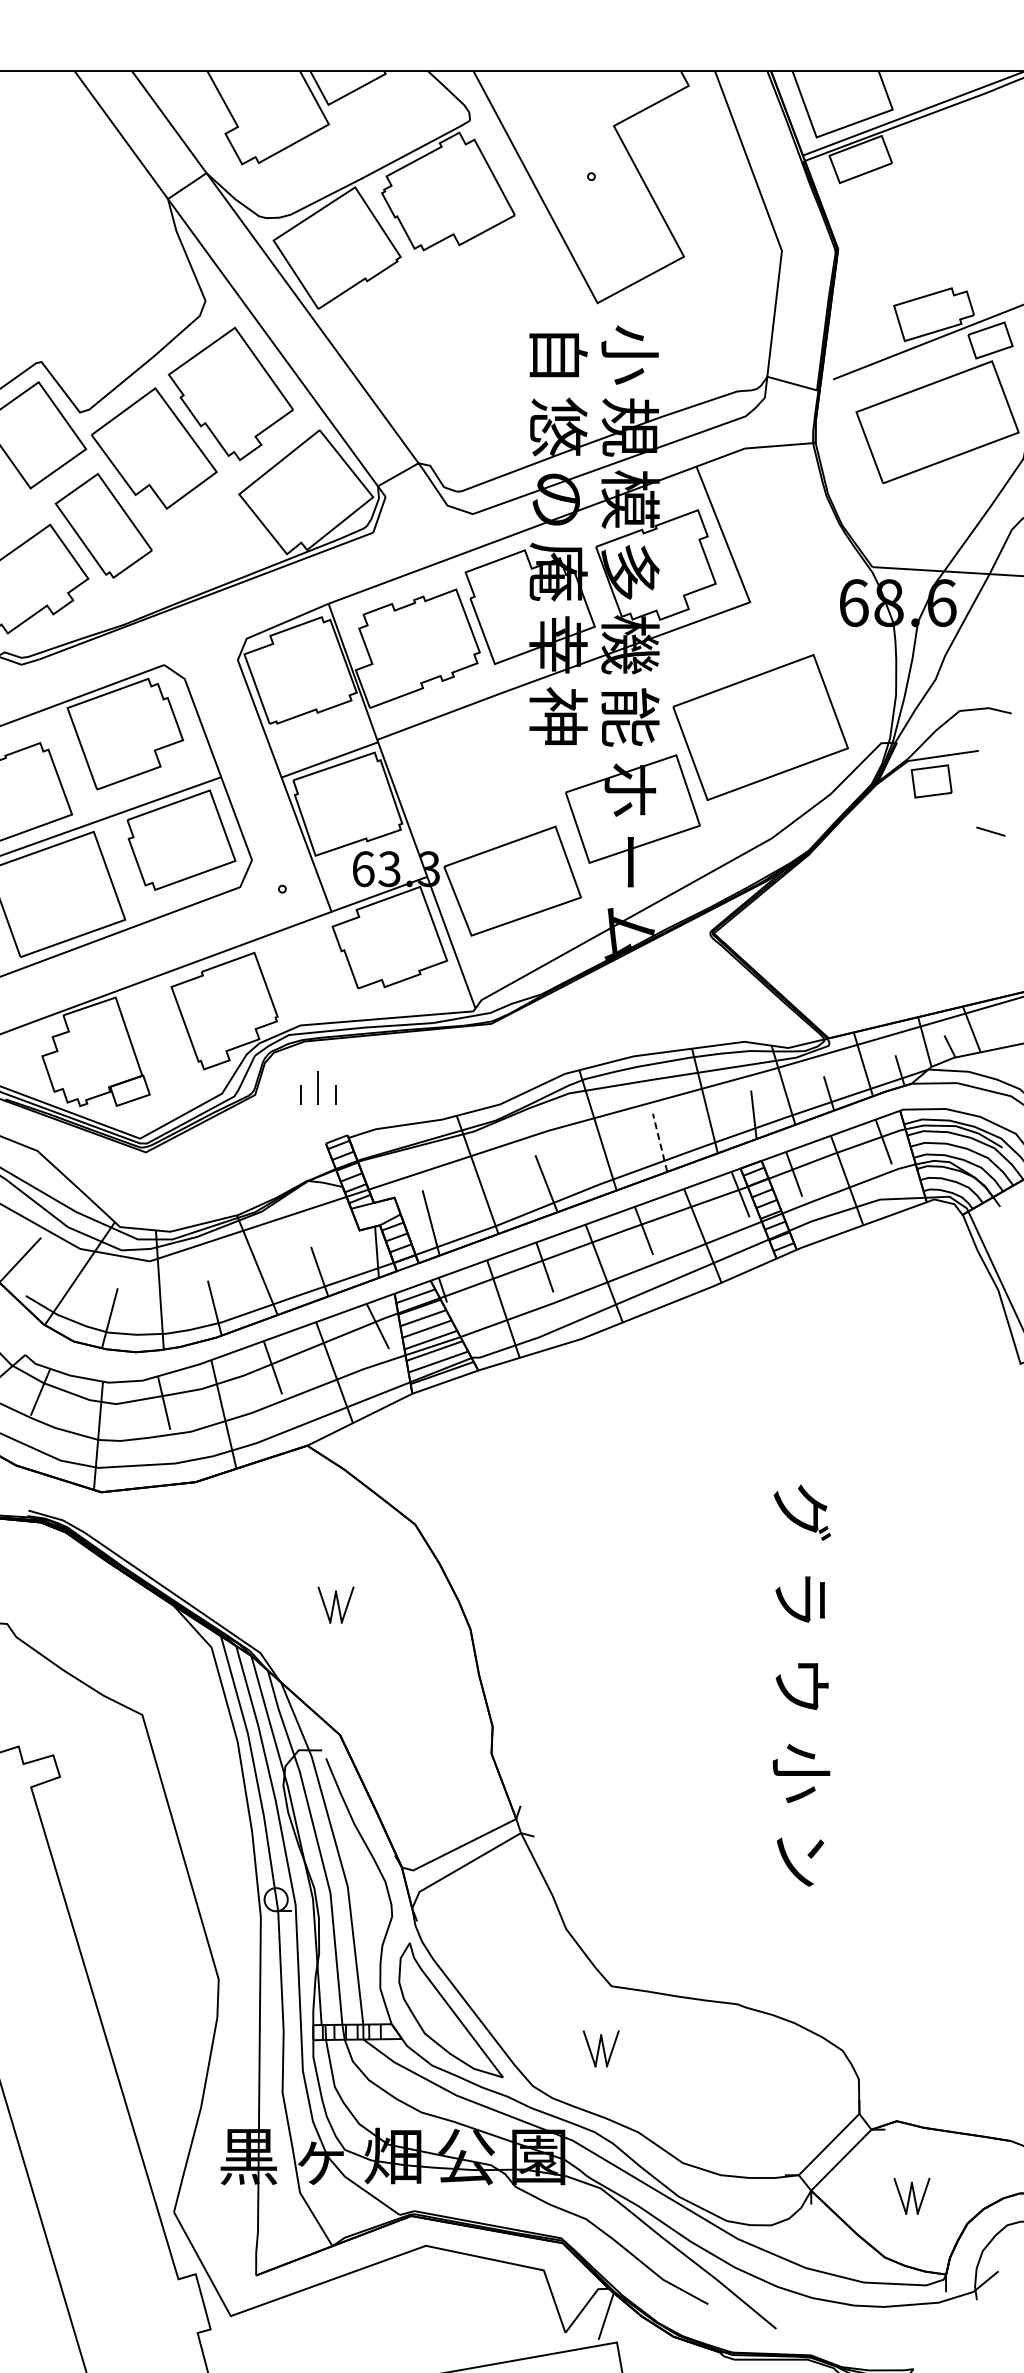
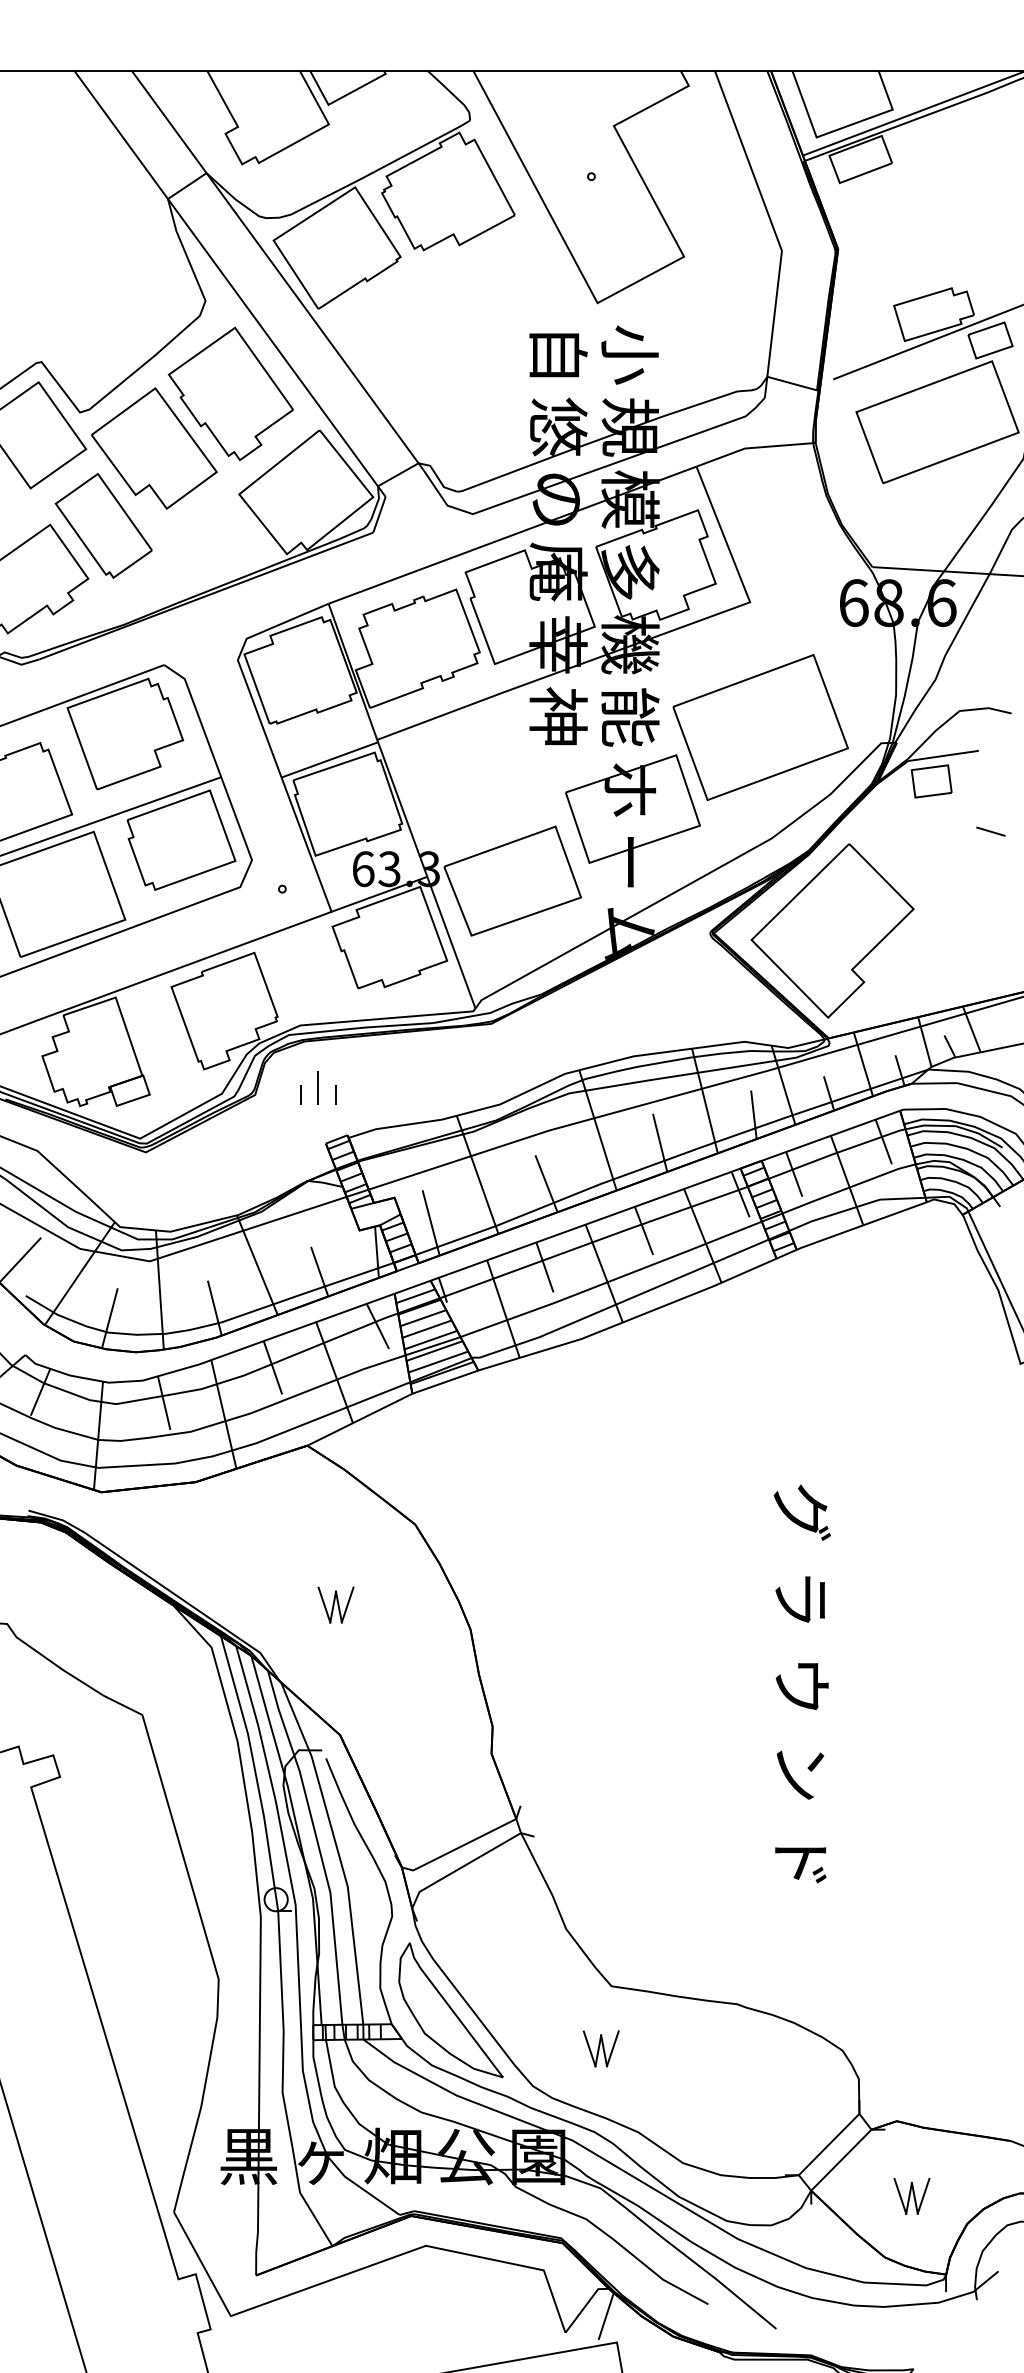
part: none -> present (832, 930)
line: dashed -> solid (660, 1142)
text: 小 -> ン (801, 1772)
text: ン -> ド (800, 1861)
